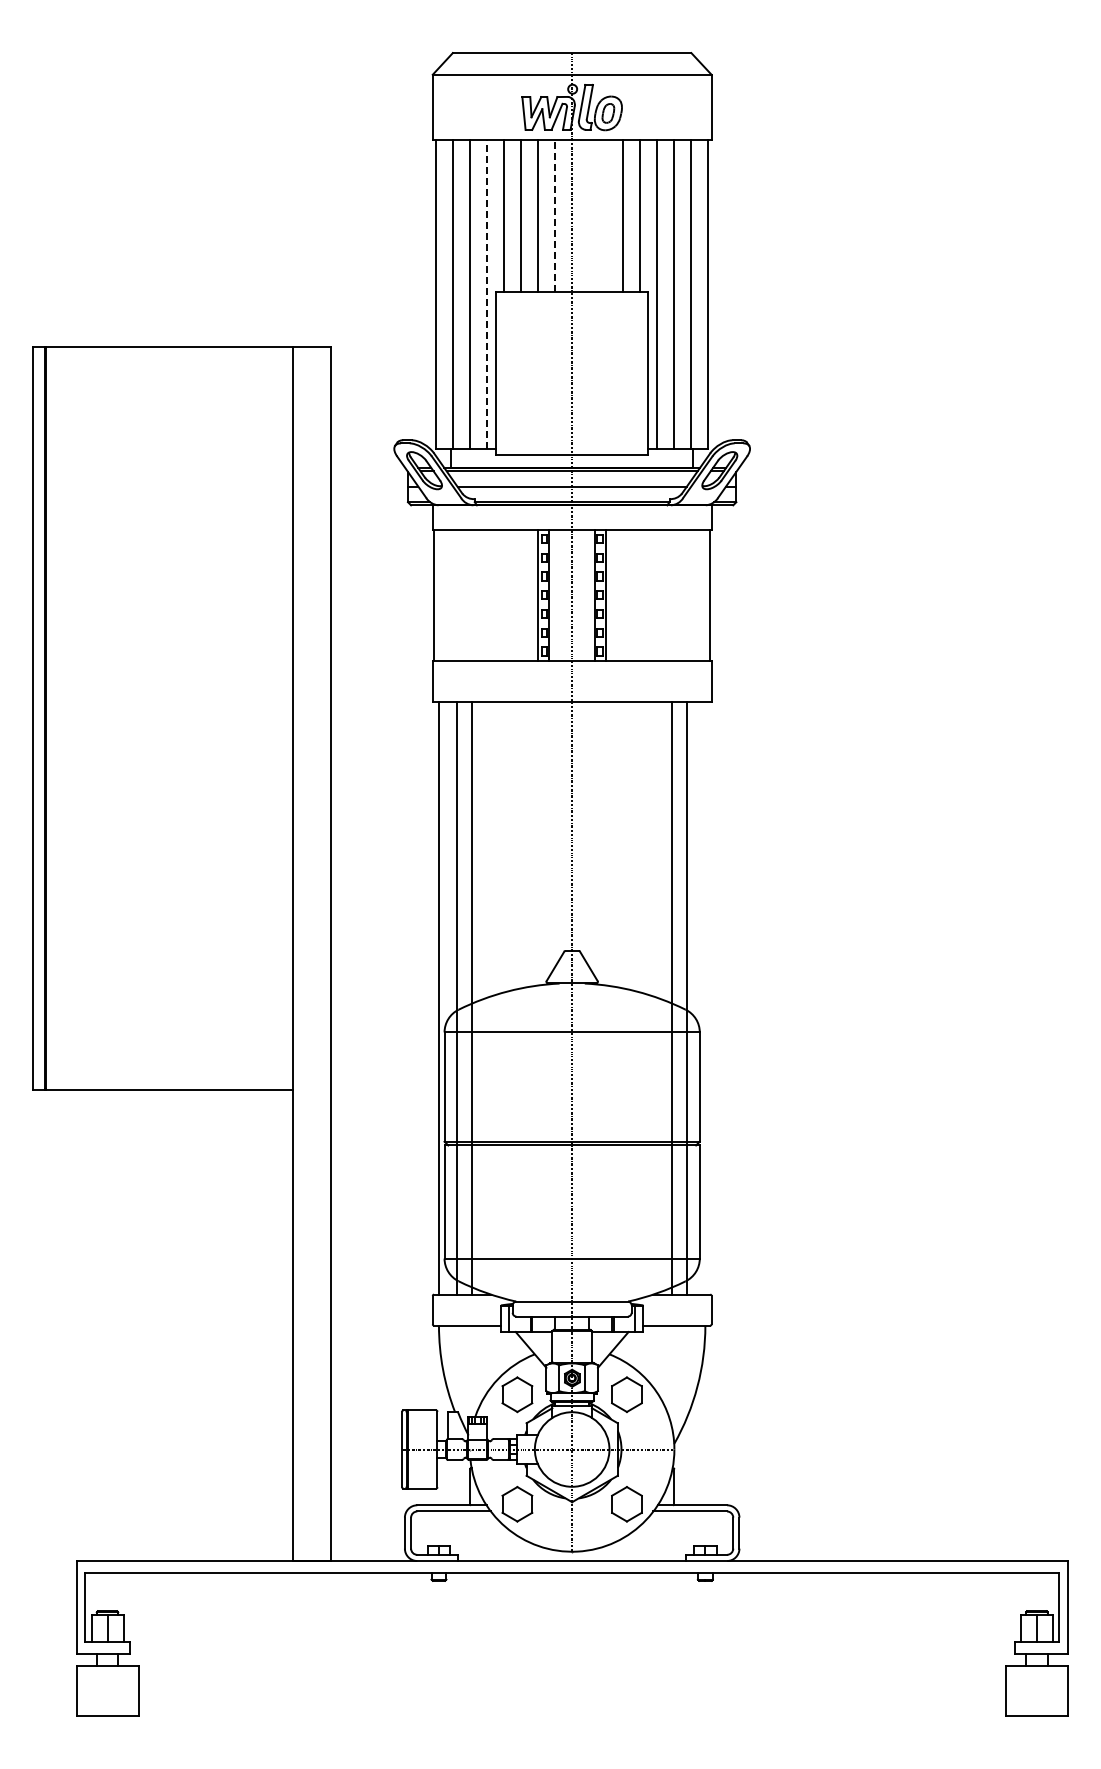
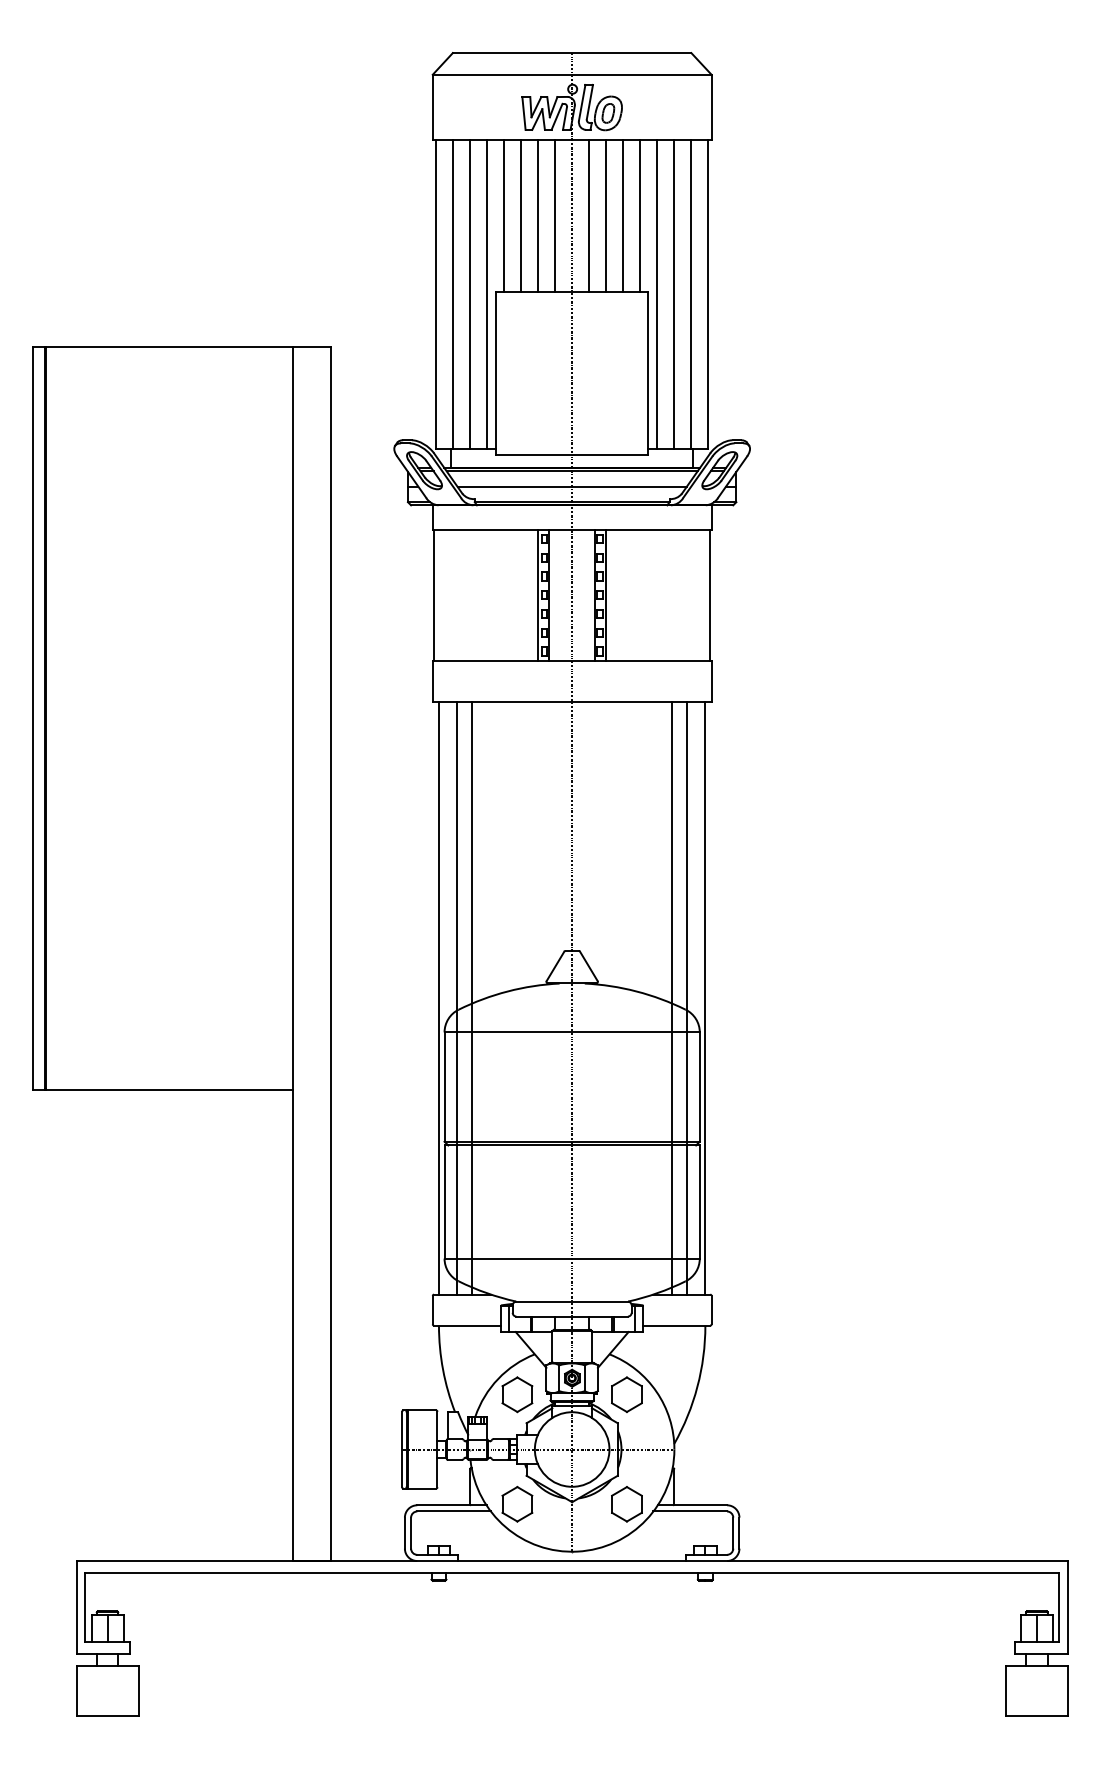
line: dashed -> solid (555, 215)
line: none -> present (589, 215)
line: none -> present (606, 215)
line: dashed -> solid (487, 293)
line: none -> present (705, 997)
